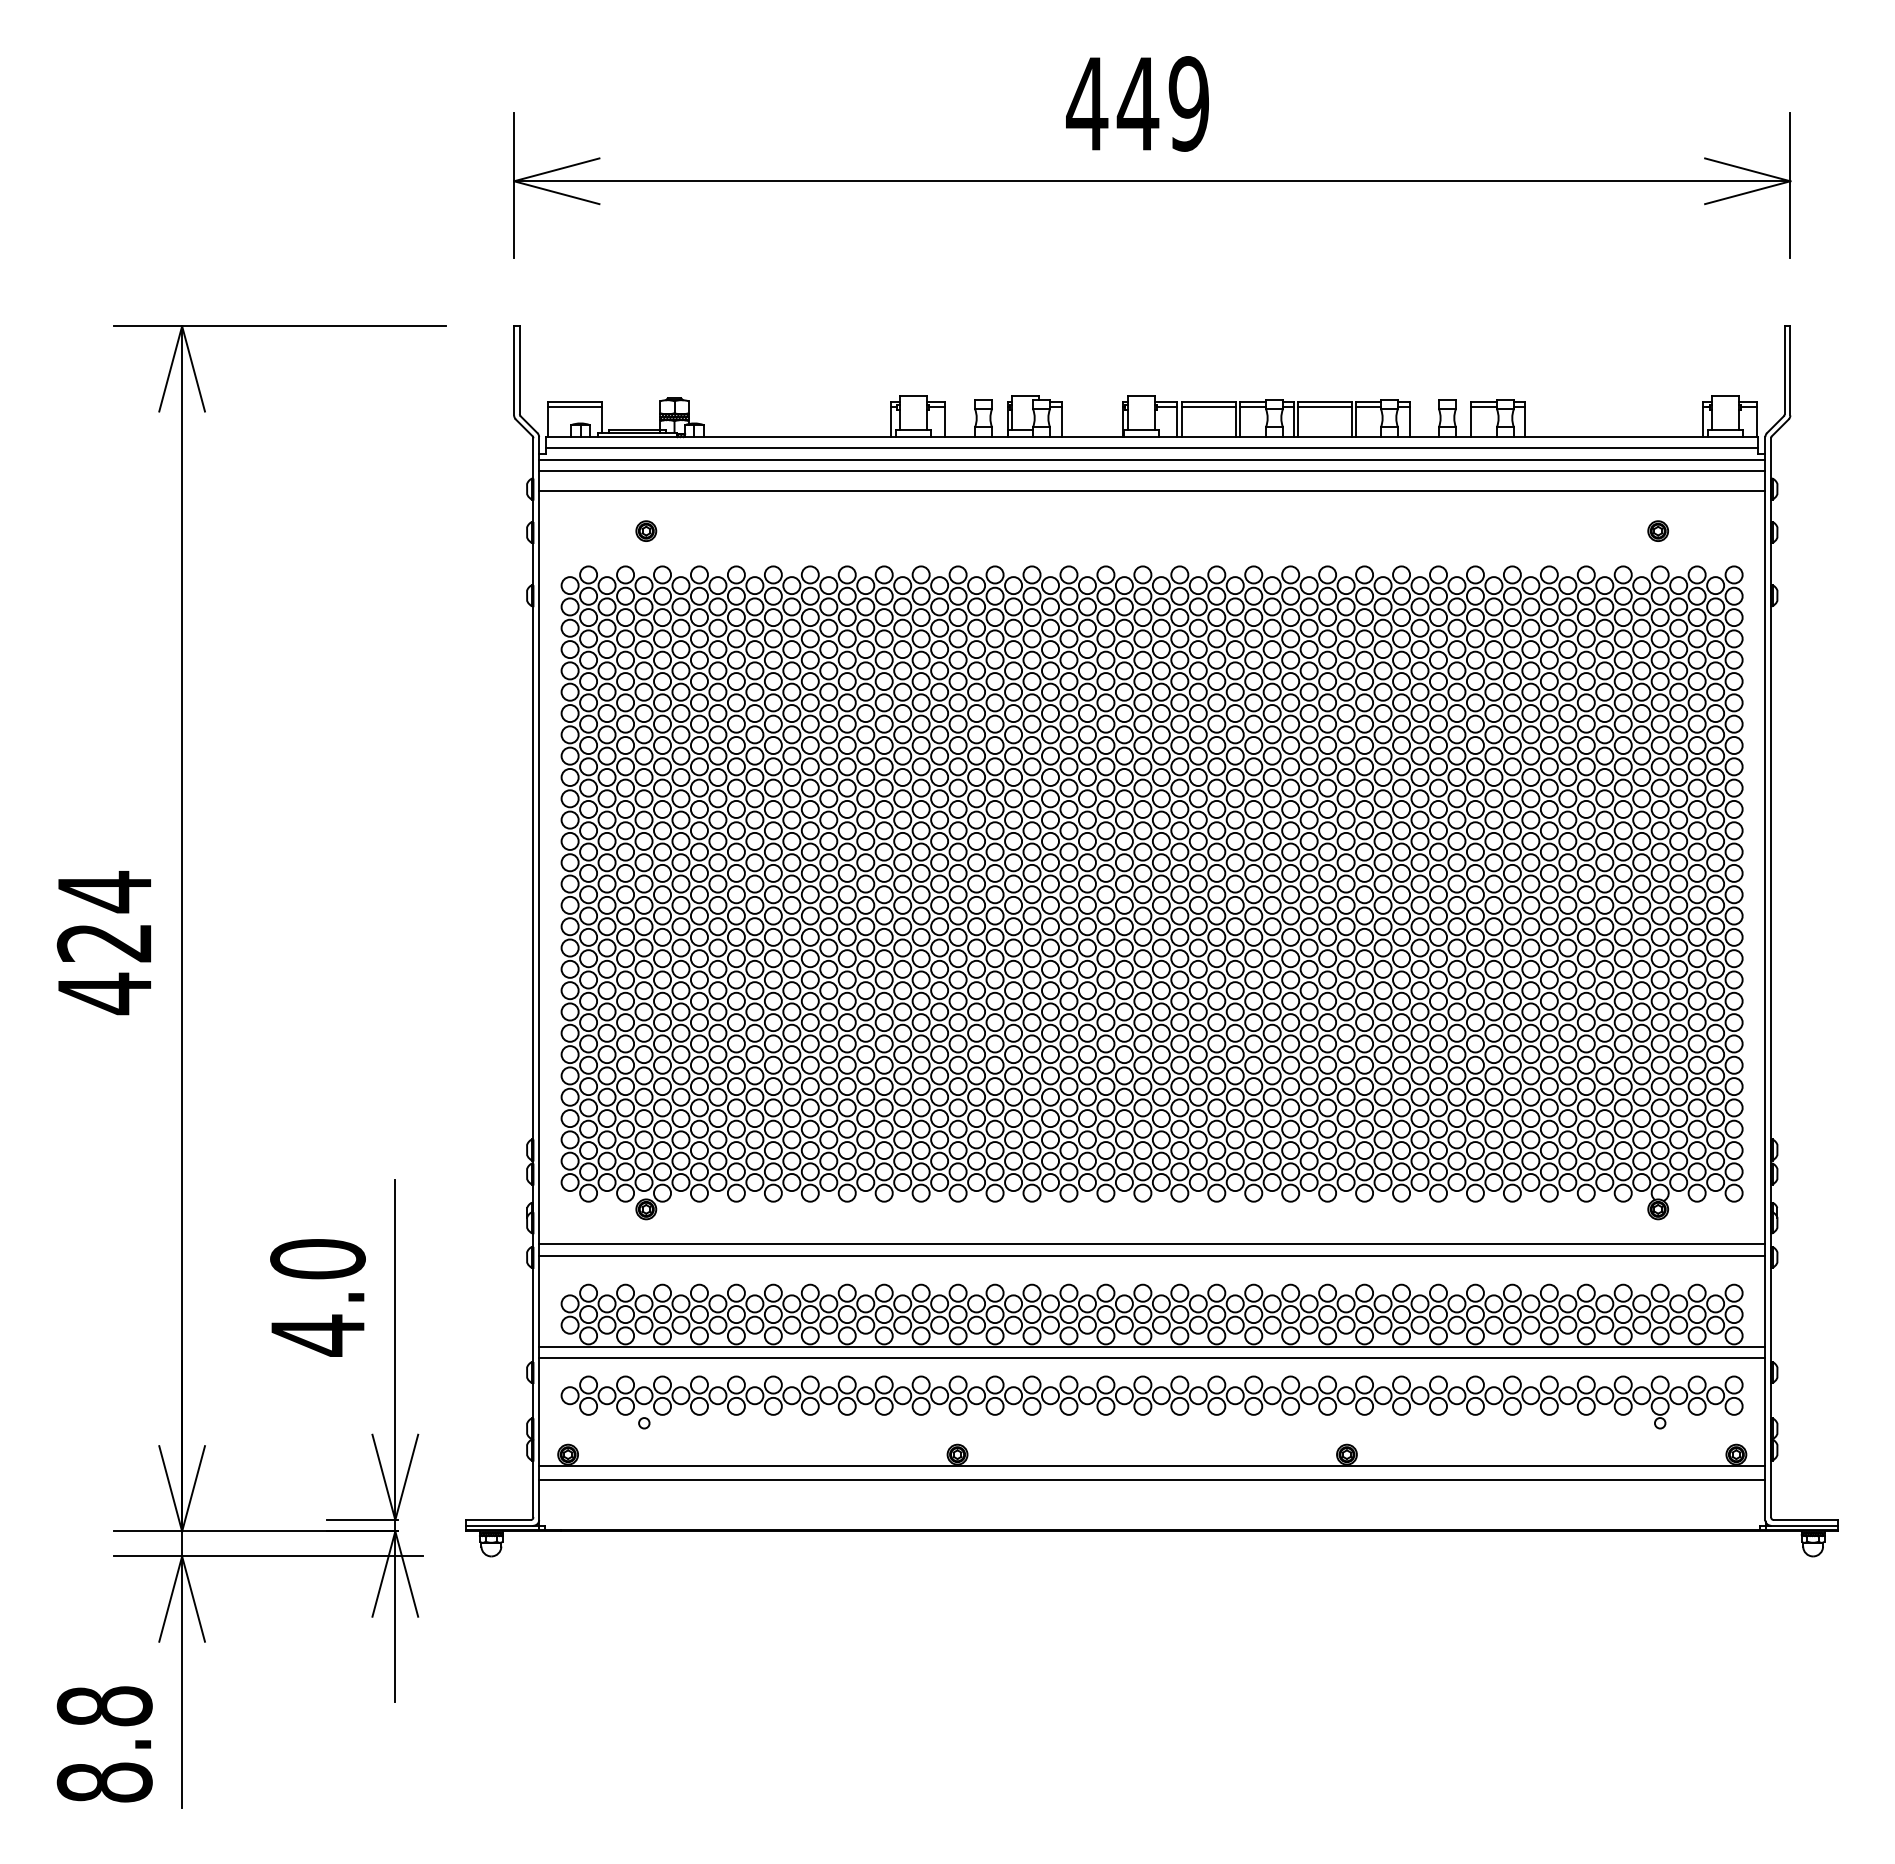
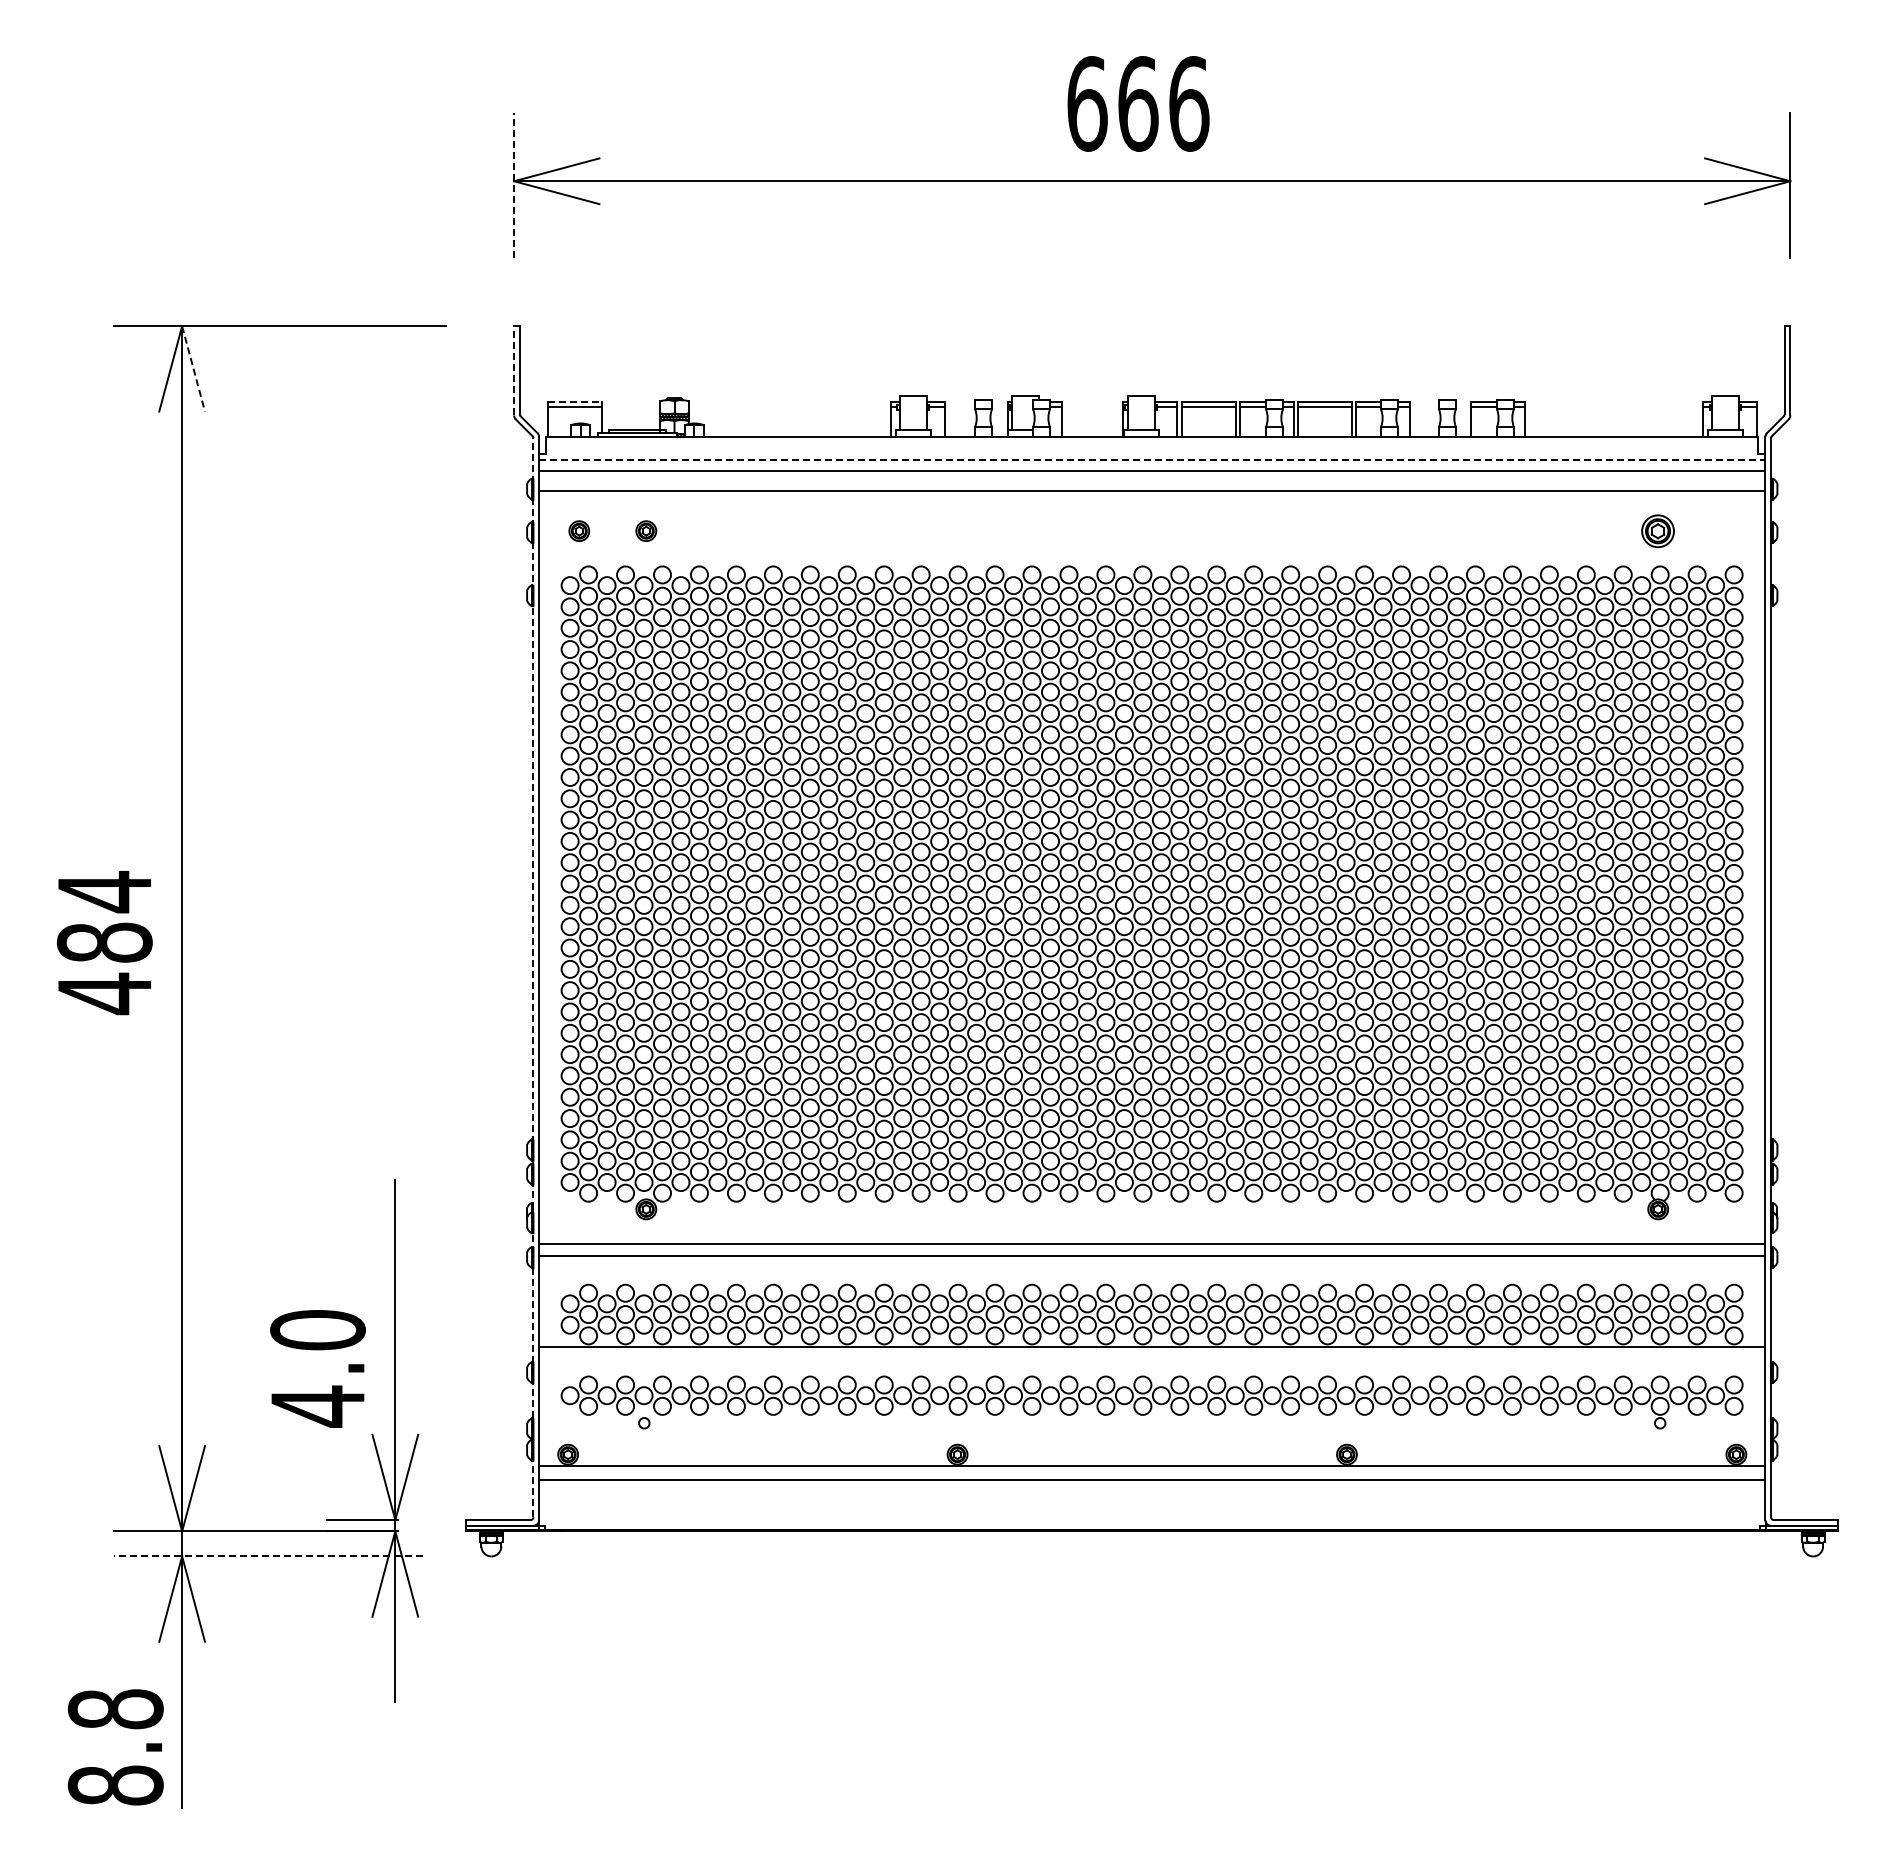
text: 449 -> 666 (1137, 103)
line: solid -> dashed (514, 185)
line: solid -> dashed (193, 369)
line: solid -> dashed (514, 370)
line: solid -> dashed (575, 401)
line: present -> none (1152, 448)
line: solid -> dashed (1152, 459)
part: none -> present (579, 530)
part size: 23x22 px -> 34x35 px (1657, 531)
text: 424 -> 484 (104, 942)
line: solid -> dashed (533, 977)
text position: (317, 1297) -> (317, 1368) (317, 1368)
line: present -> none (1152, 1358)
line: solid -> dashed (268, 1556)
text position: (104, 1744) -> (115, 1747) (115, 1747)
